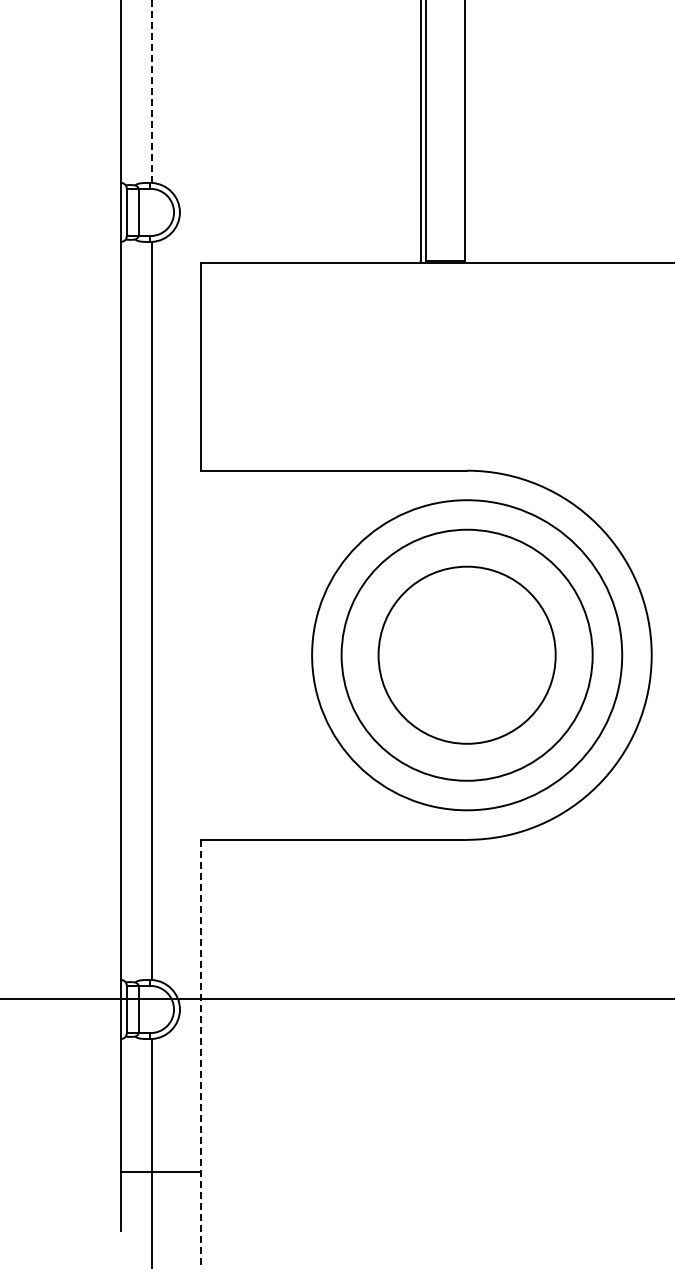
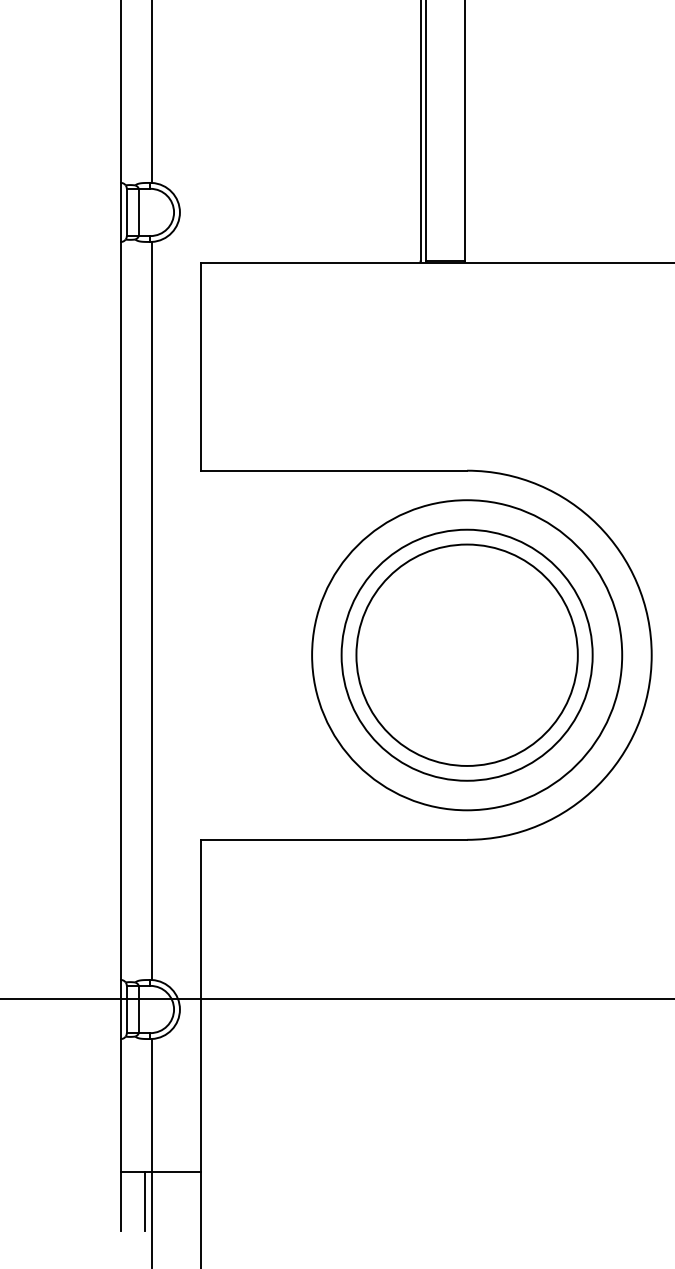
line: dashed -> solid (151, 91)
circle diameter: 177 px -> 221 px (466, 654)
line: dashed -> solid (200, 1054)
line: none -> present (144, 1200)
